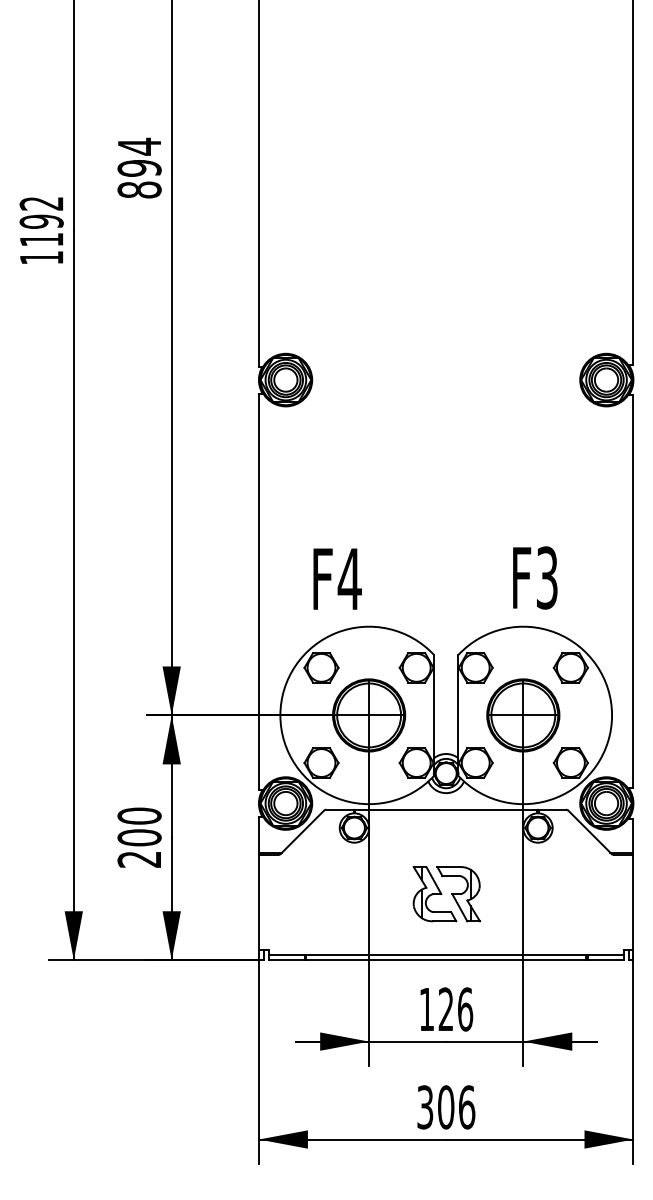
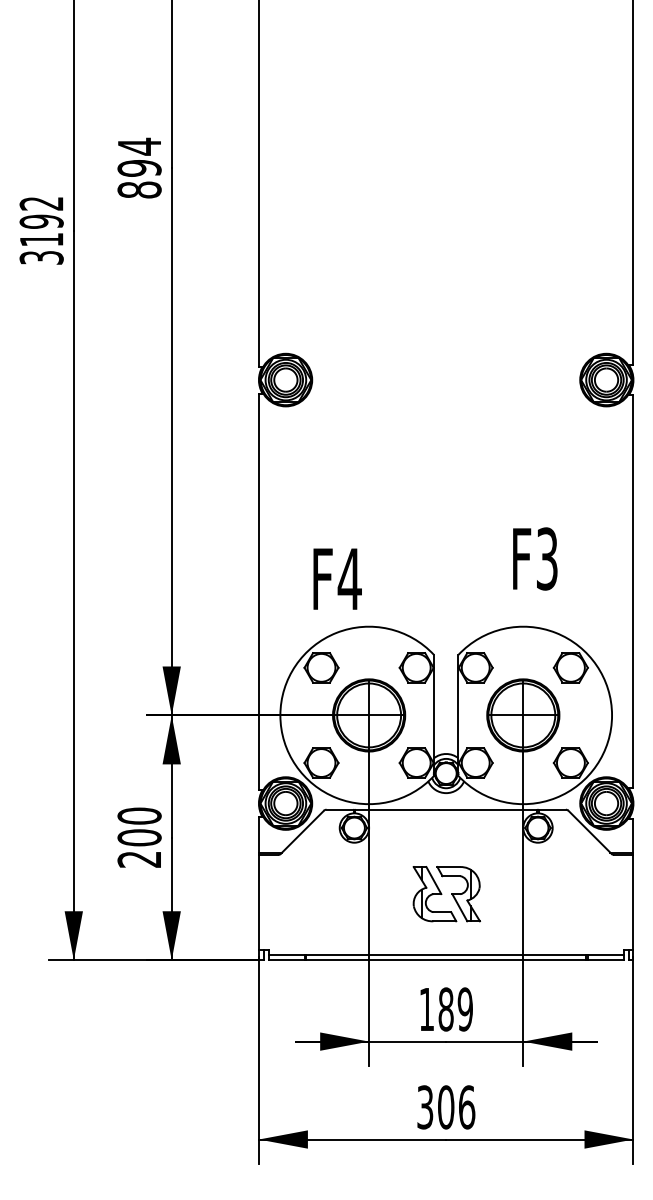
text: 1192 -> 3192 (41, 257)
text position: (535, 577) -> (535, 558) (535, 558)
text: 126 -> 189 (455, 1009)
